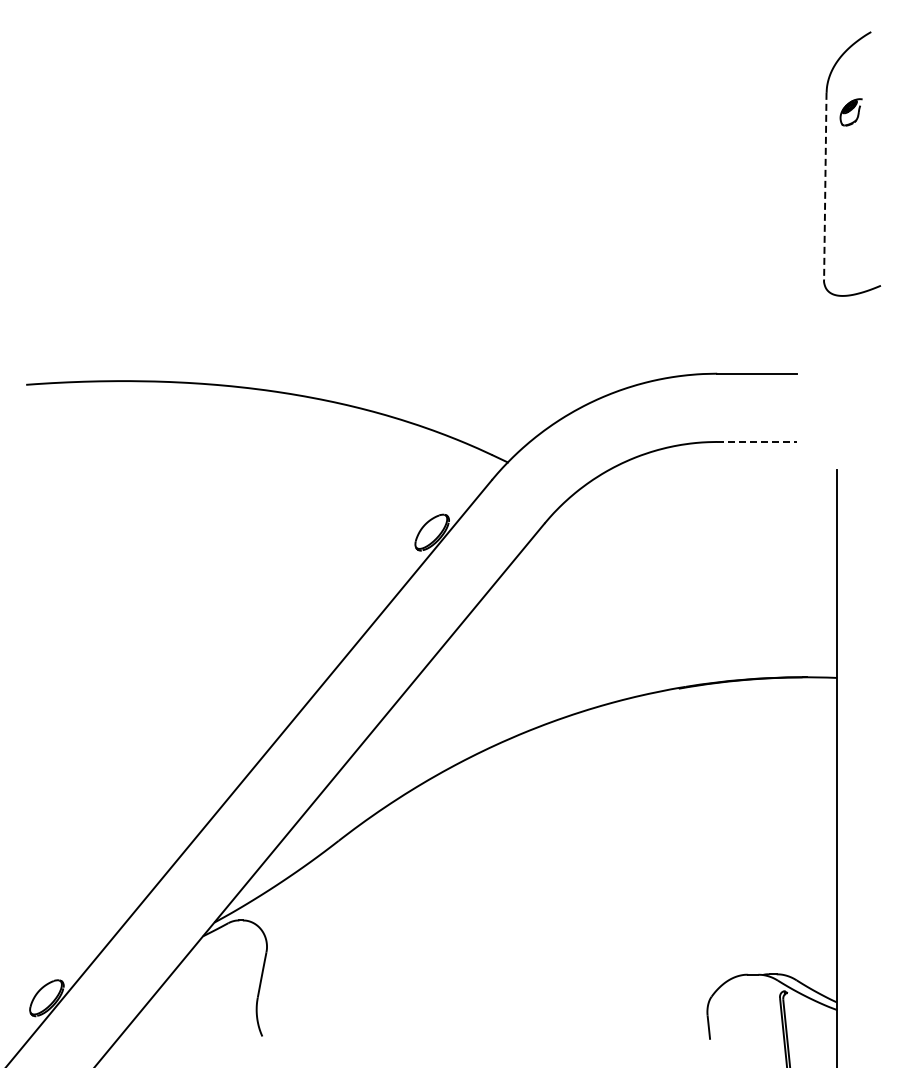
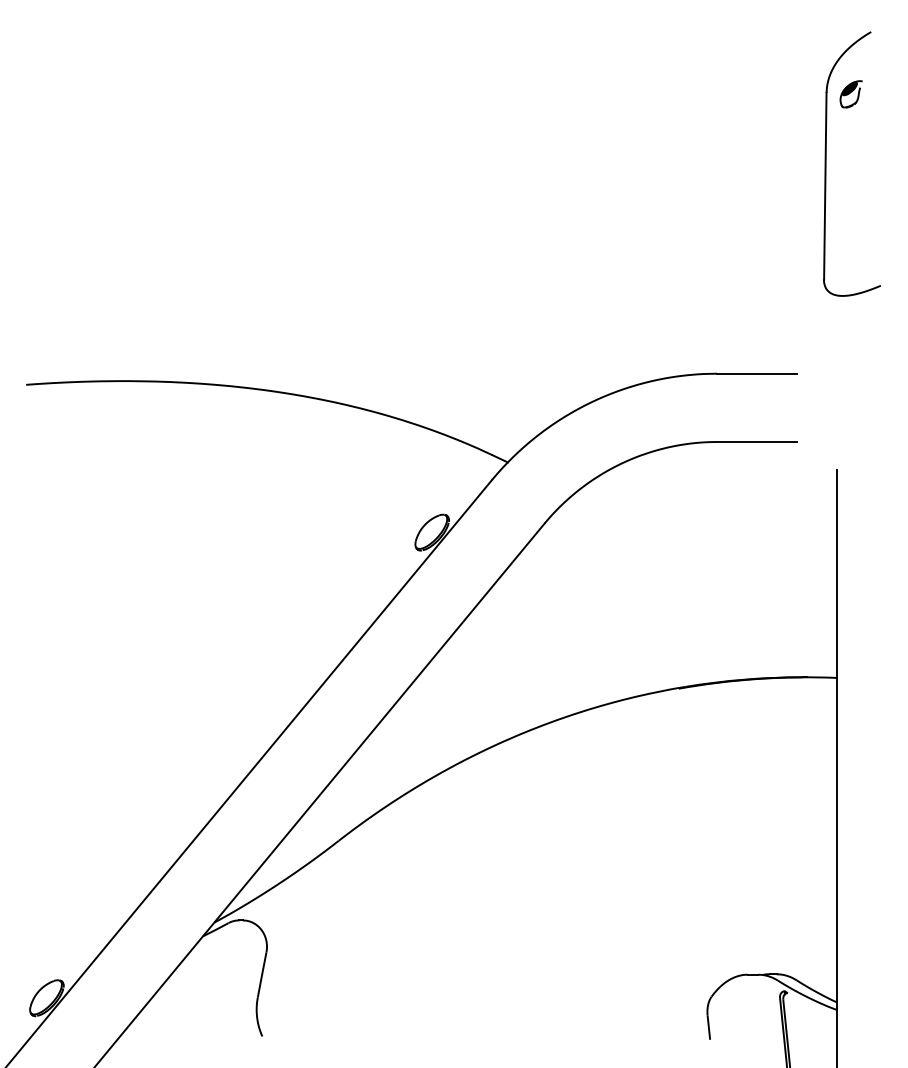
part position: (850, 112) -> (850, 94) (850, 94)
line: dashed -> solid (825, 186)
line: dashed -> solid (757, 441)
